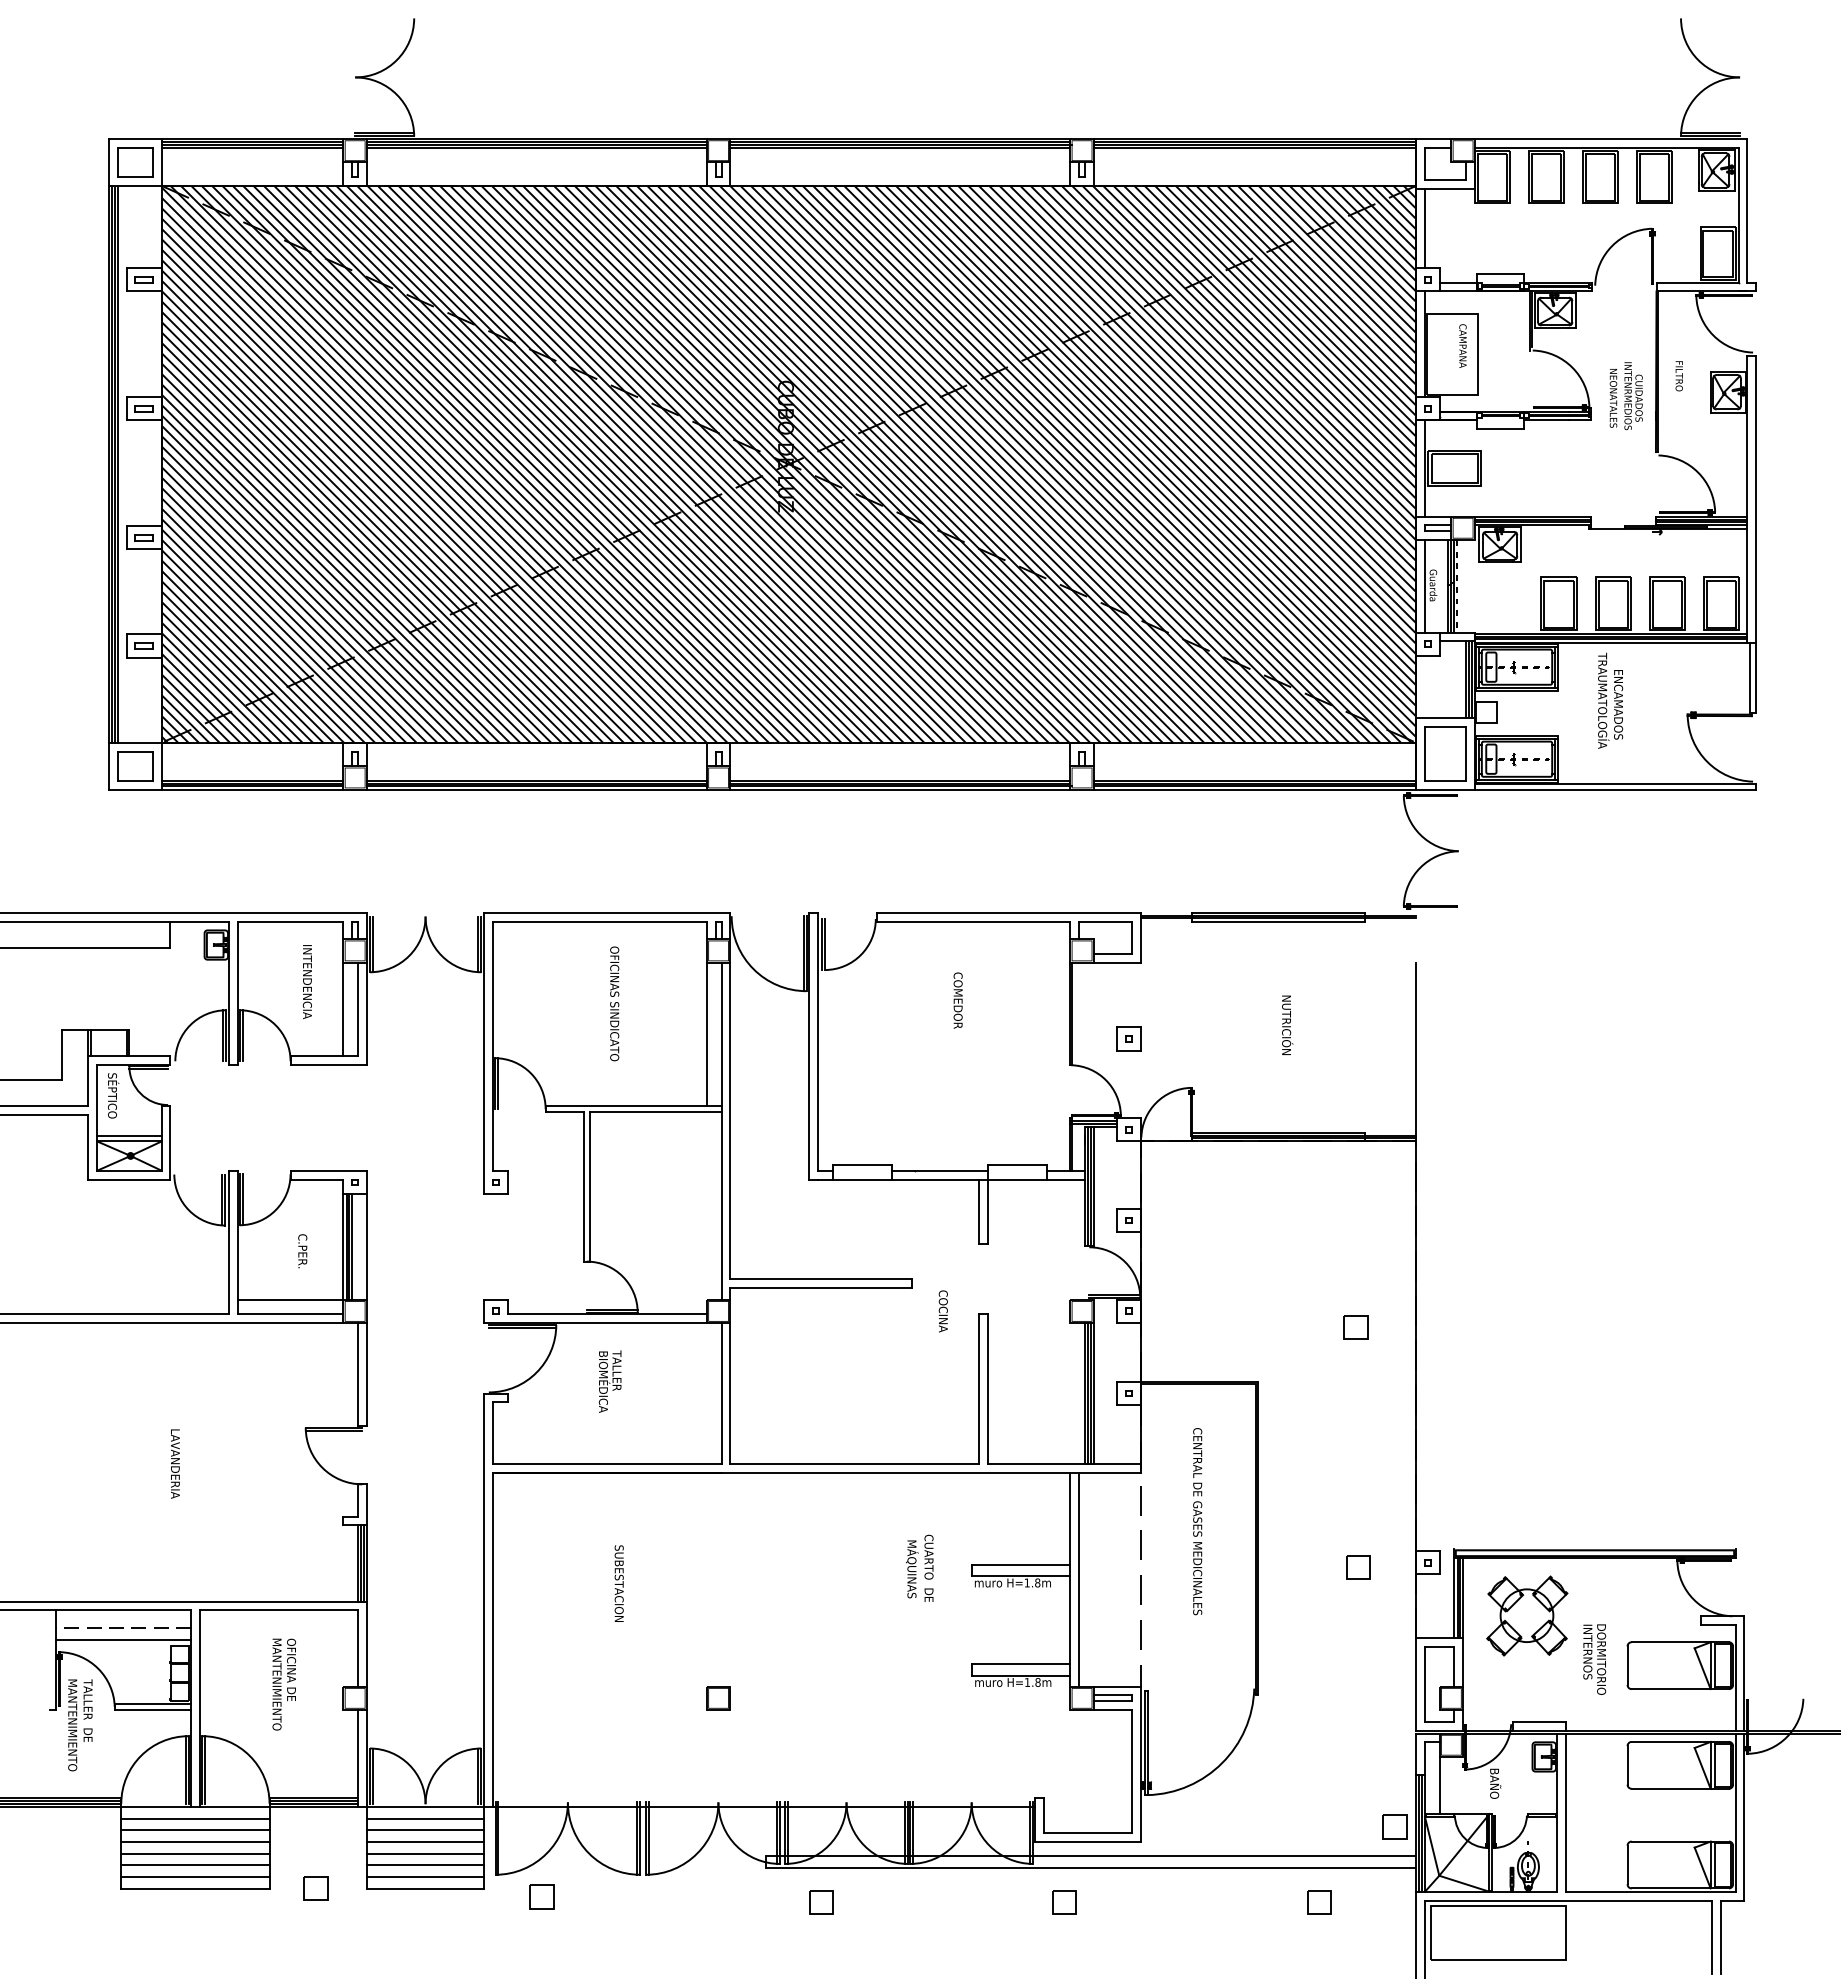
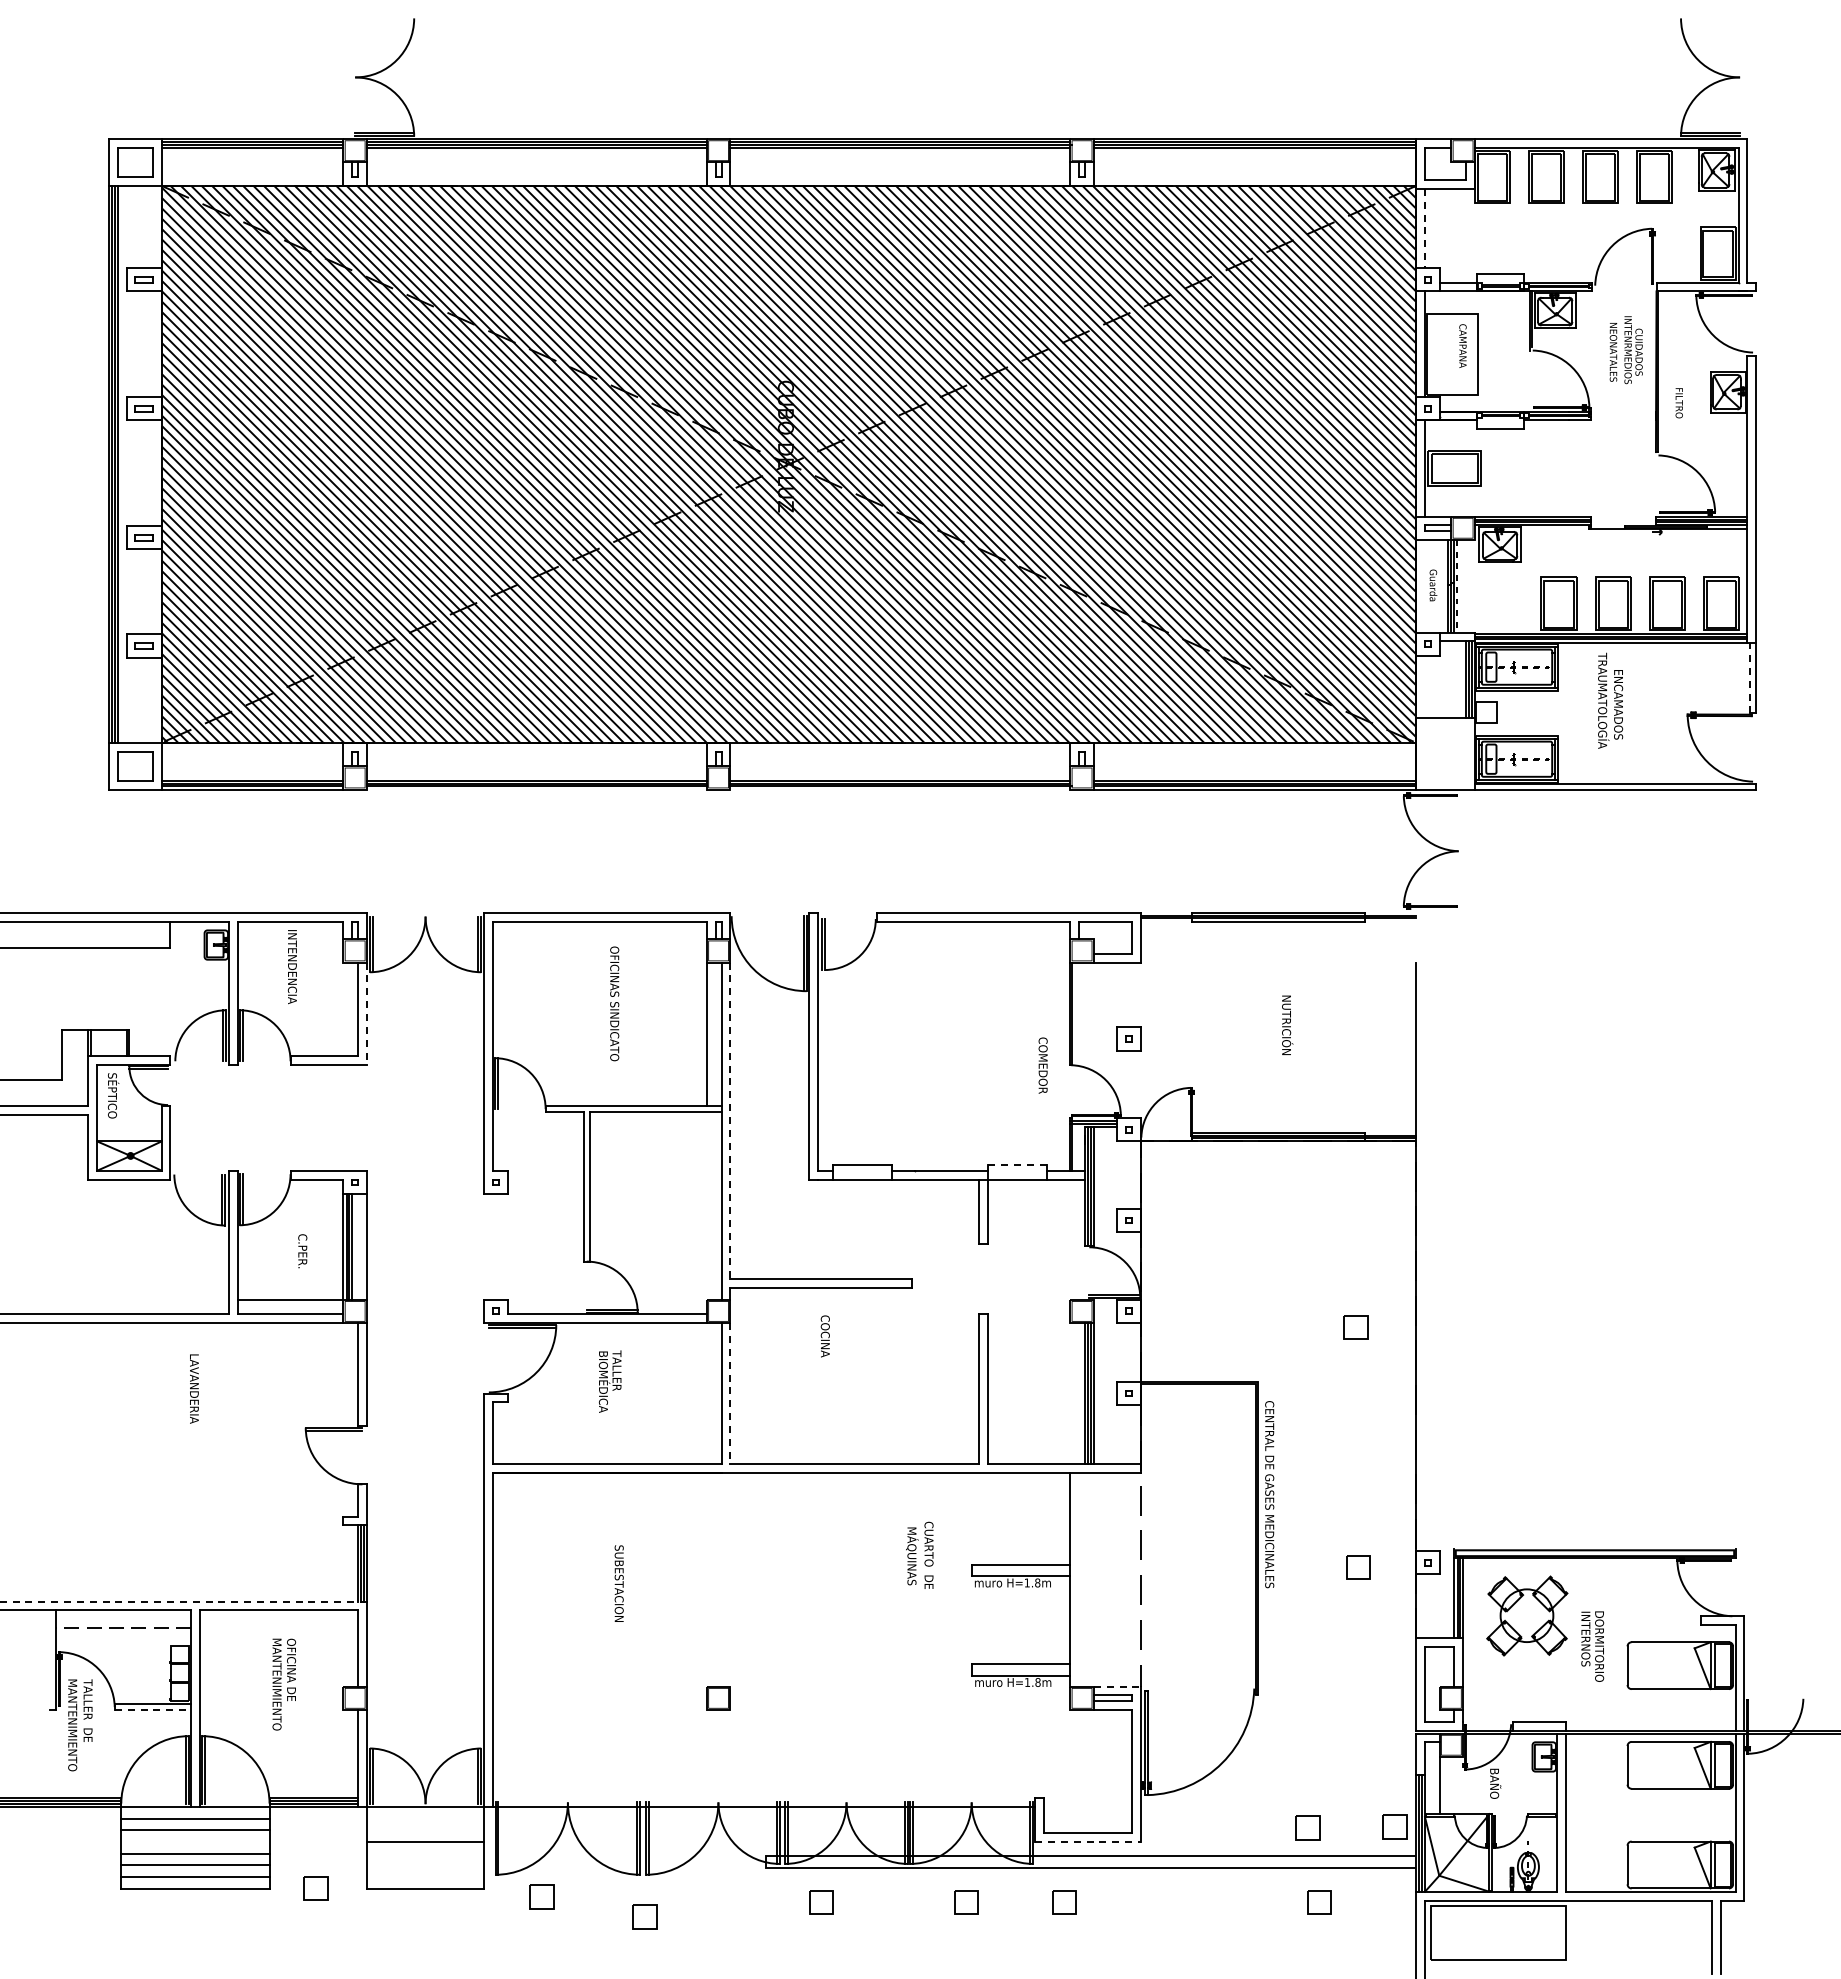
line: solid -> dashed (1424, 228)
text position: (1678, 376) -> (1678, 403) (1678, 403)
text position: (1625, 396) -> (1625, 350) (1625, 350)
line: present -> none (1424, 585)
line: solid -> dashed (1749, 677)
part: present -> none (1445, 753)
line: present -> none (536, 789)
line: present -> none (900, 789)
text position: (306, 982) -> (291, 967) (291, 967)
text position: (957, 1000) -> (1042, 1065) (1042, 1065)
line: present -> none (343, 1009)
line: solid -> dashed (366, 1014)
line: solid -> dashed (730, 1121)
line: present -> none (129, 1135)
line: solid -> dashed (1018, 1164)
text position: (942, 1311) -> (824, 1336) (824, 1336)
line: solid -> dashed (730, 1394)
text position: (175, 1463) -> (194, 1388) (194, 1388)
text position: (1197, 1521) -> (1269, 1494) (1269, 1494)
text position: (919, 1567) -> (919, 1554) (919, 1554)
line: present -> none (1079, 1579)
line: solid -> dashed (182, 1601)
line: present -> none (123, 1639)
text position: (1594, 1659) -> (1592, 1646) (1592, 1646)
line: solid -> dashed (1117, 1686)
line: solid -> dashed (153, 1710)
line: present -> none (425, 1818)
part: none -> present (1307, 1827)
line: present -> none (425, 1830)
line: present -> none (195, 1841)
line: solid -> dashed (1087, 1841)
line: present -> none (425, 1853)
line: present -> none (425, 1865)
line: present -> none (425, 1877)
part: none -> present (966, 1902)
part: none -> present (644, 1916)
